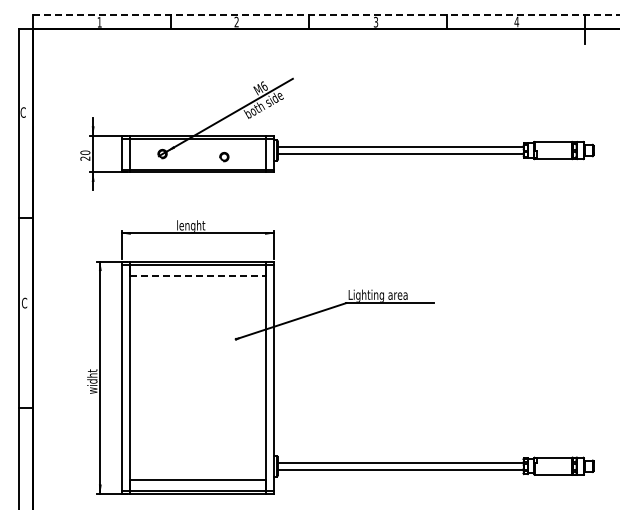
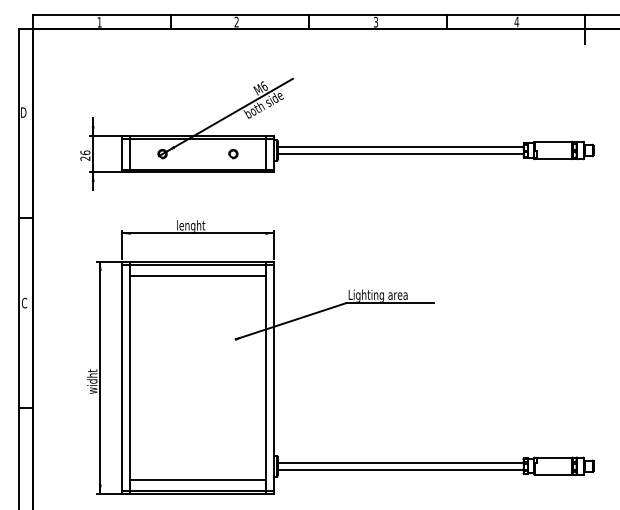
line: dashed -> solid (326, 15)
text: C -> D (23, 112)
text: 20 -> 26 (84, 152)
part position: (224, 157) -> (233, 154) (233, 154)
line: dashed -> solid (197, 275)
